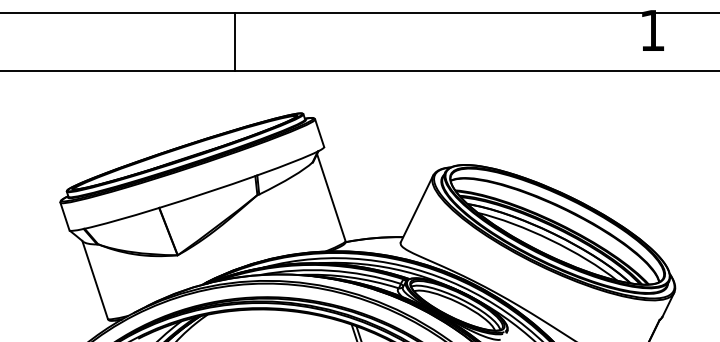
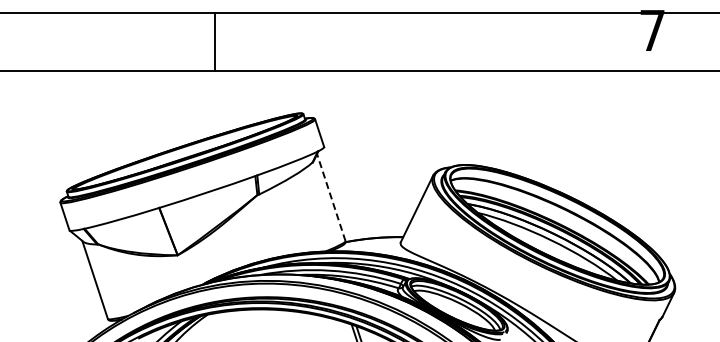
text: 1 -> 7 (652, 30)
line position: (234, 41) -> (214, 41) (214, 41)
line: solid -> dashed (331, 197)
